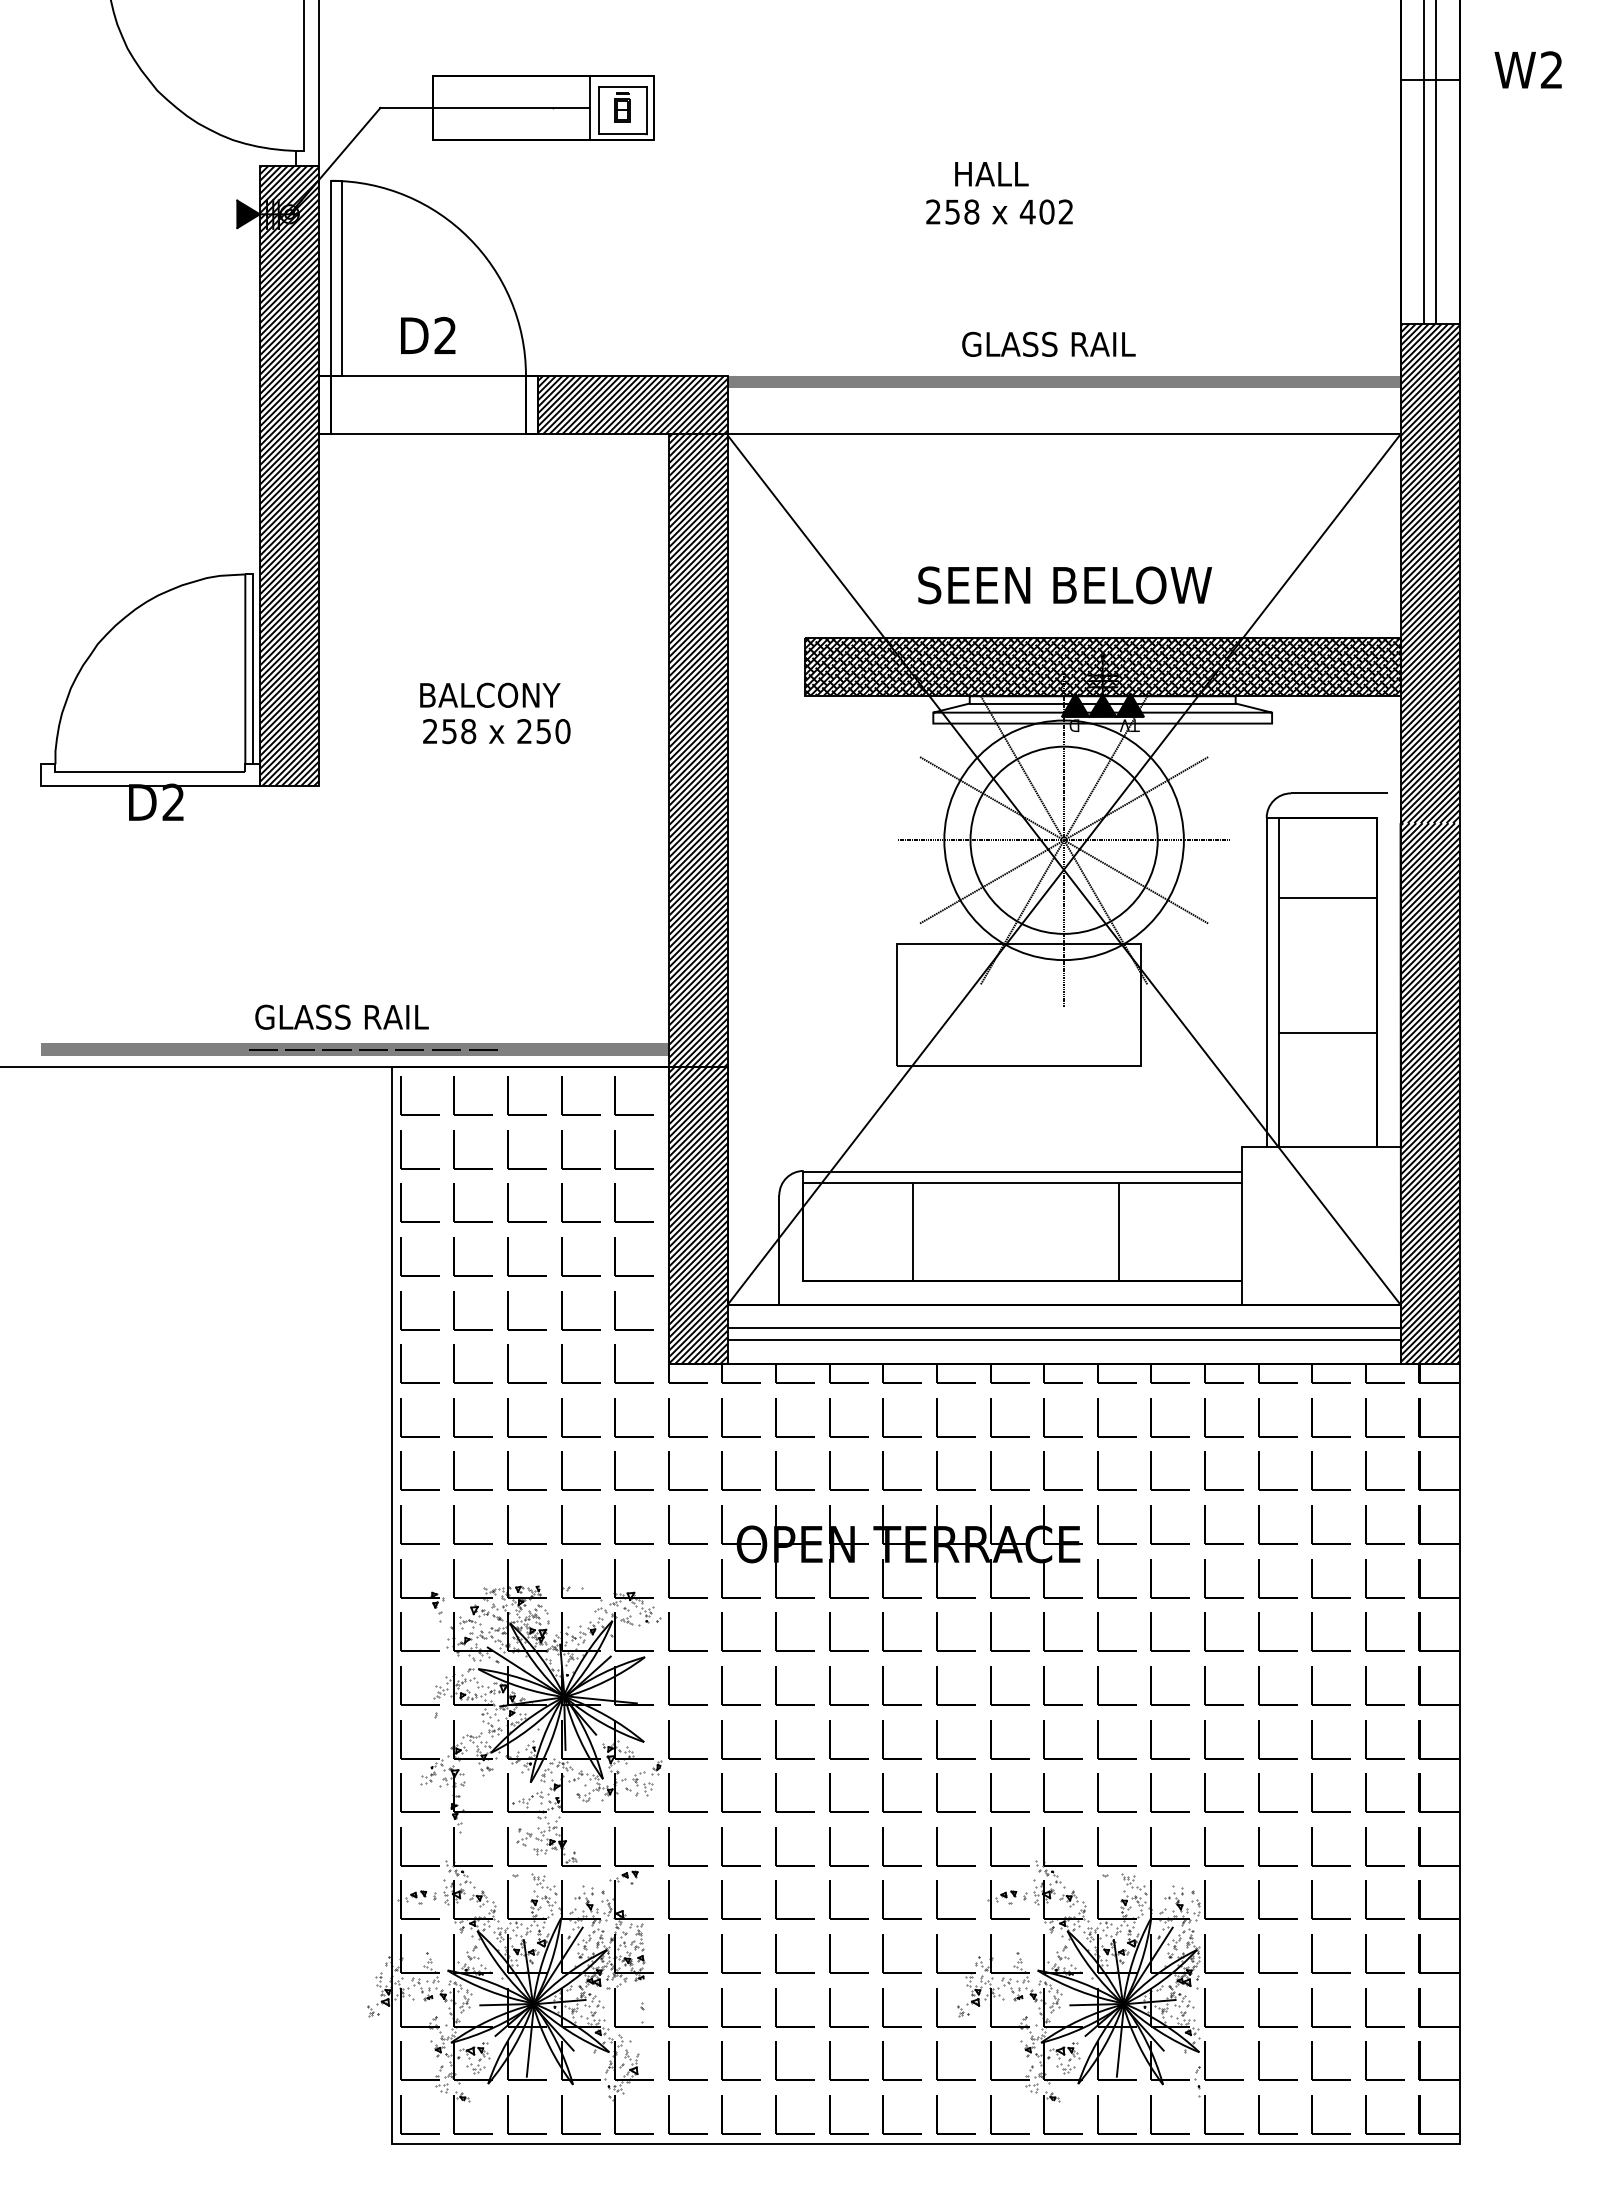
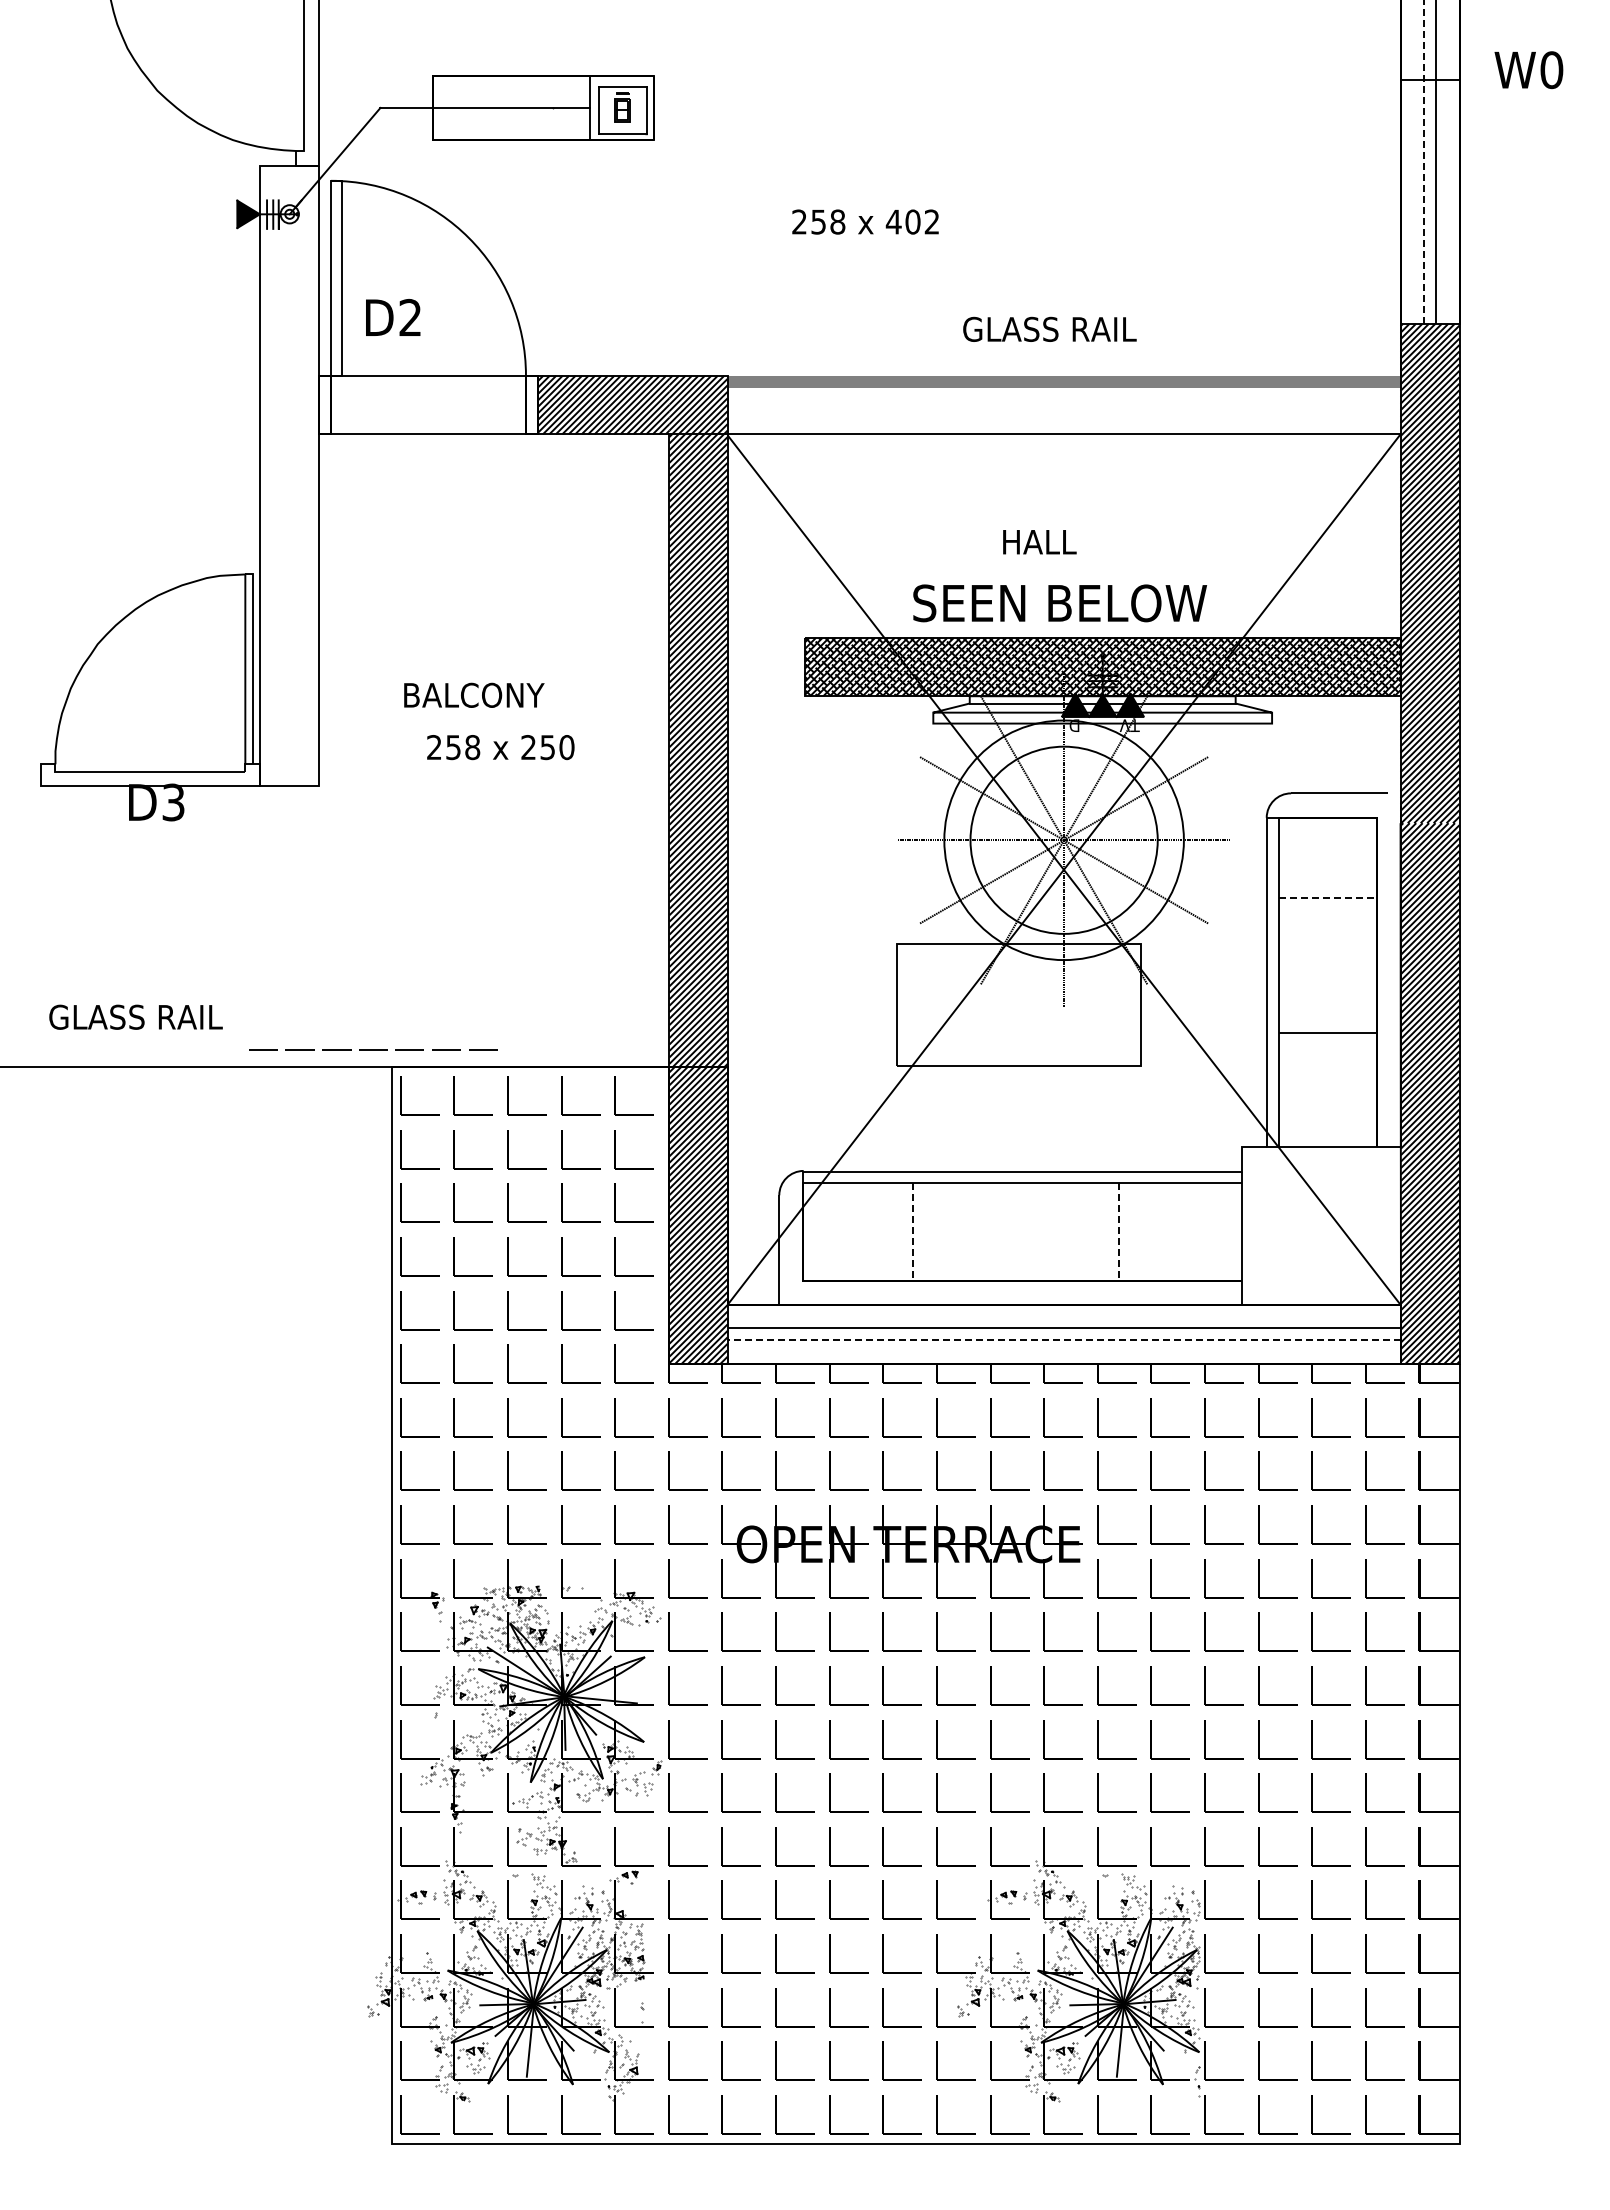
text: W2 -> W0 (1551, 70)
line: solid -> dashed (1423, 162)
text position: (991, 174) -> (1039, 542) (1039, 542)
text position: (999, 211) -> (865, 221) (865, 221)
text position: (428, 335) -> (393, 317) (393, 317)
text position: (1048, 343) -> (1049, 328) (1049, 328)
hatch: present -> none (288, 475)
text position: (1064, 585) -> (1059, 603) (1059, 603)
text position: (490, 694) -> (474, 694) (474, 694)
text position: (496, 731) -> (500, 747) (500, 747)
text: D2 -> D3 (173, 802)
line: solid -> dashed (1327, 897)
text position: (341, 1016) -> (135, 1016) (135, 1016)
fill: present -> none (354, 1049)
line: solid -> dashed (913, 1232)
line: solid -> dashed (1119, 1232)
line: solid -> dashed (1063, 1340)
